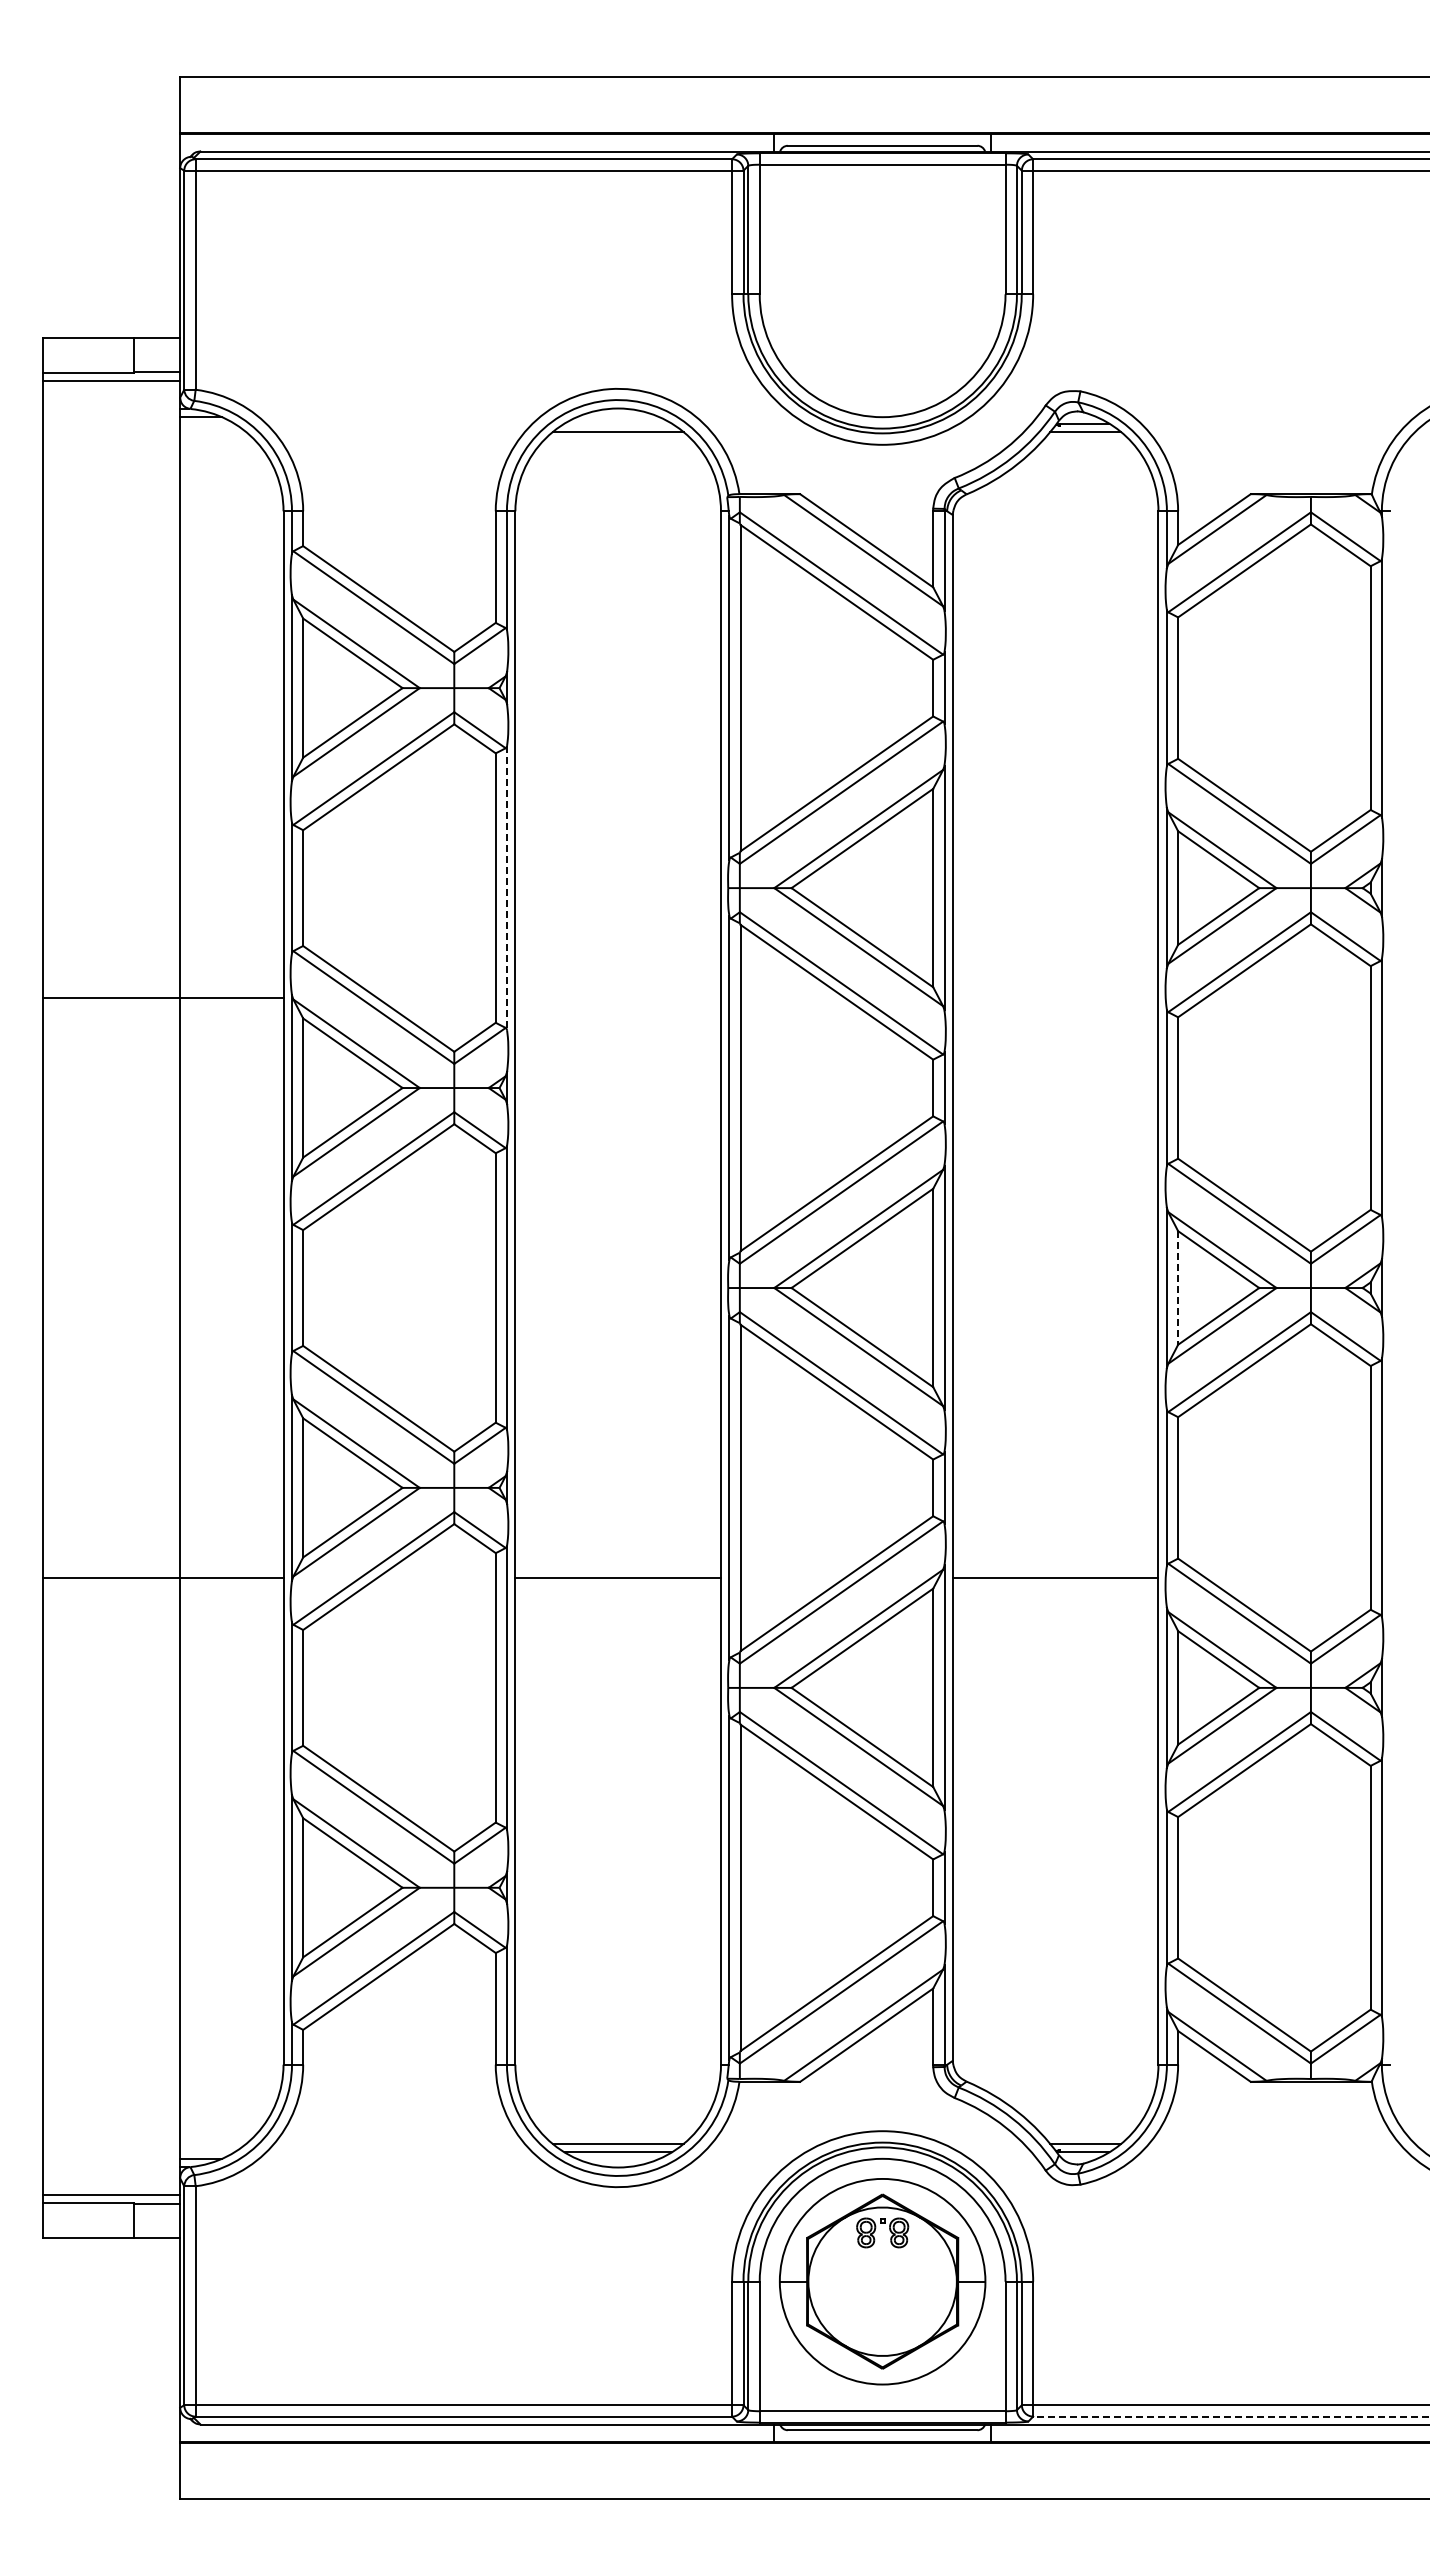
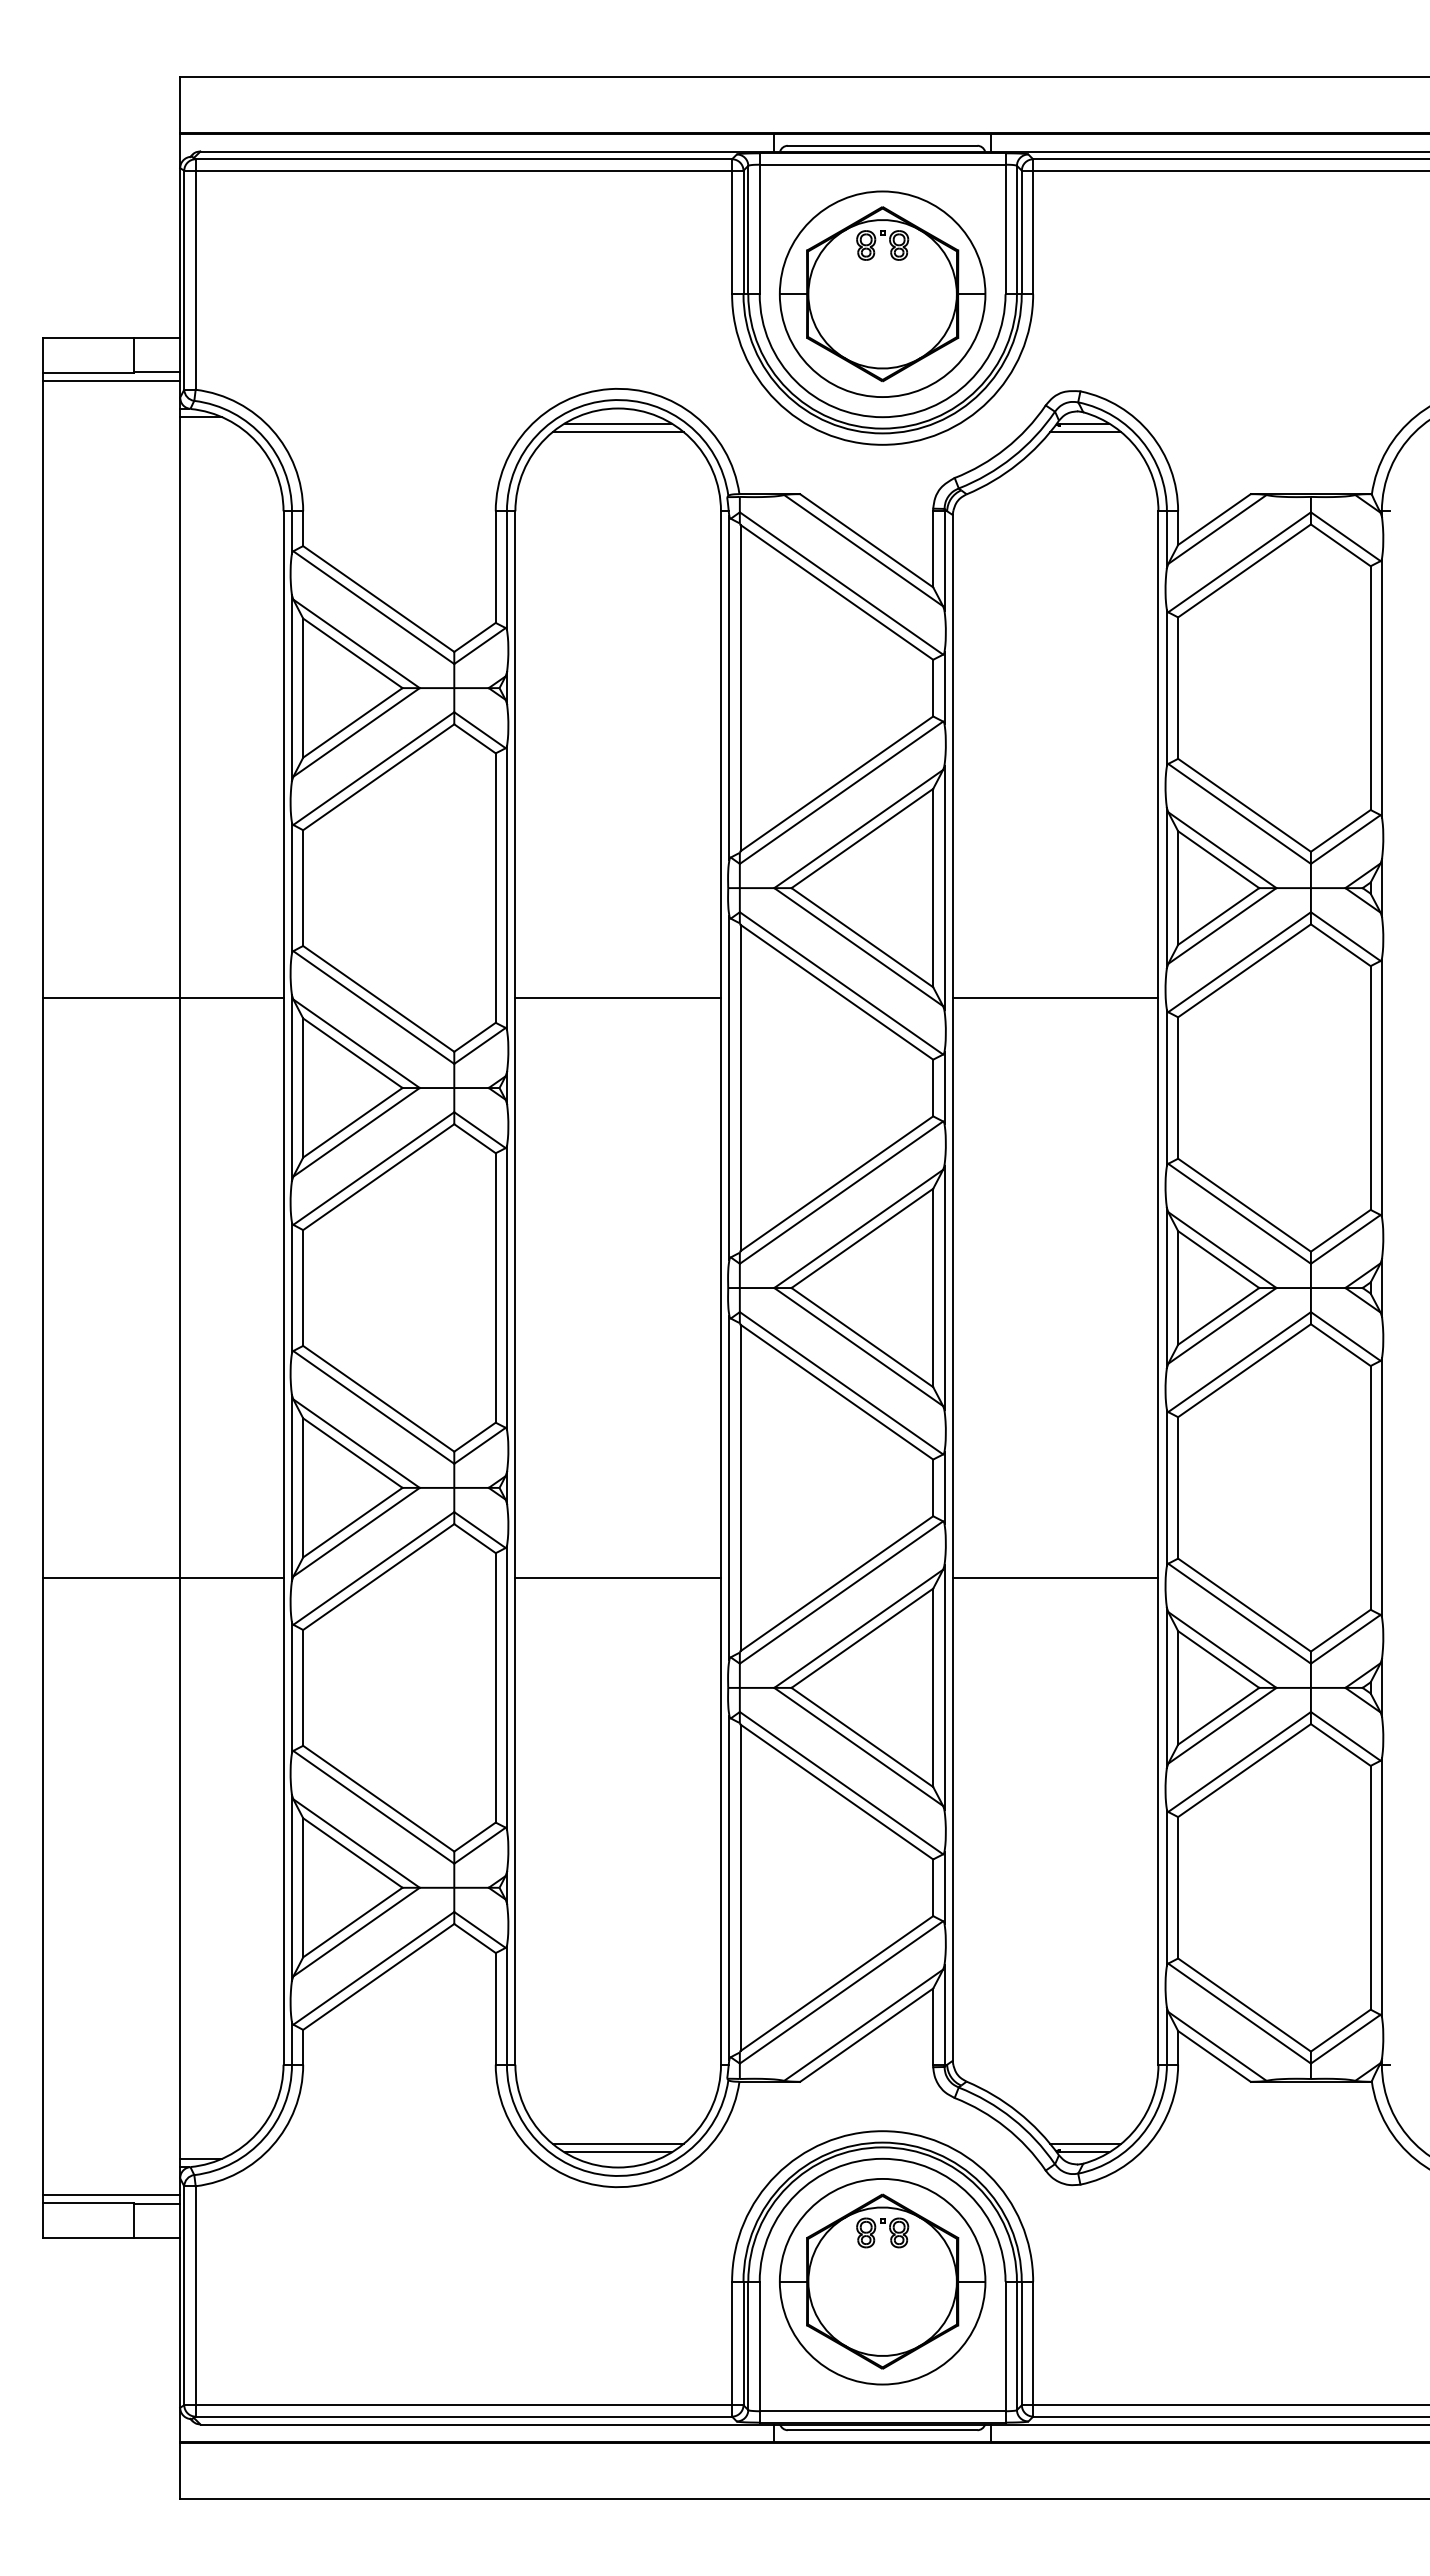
part: none -> present (882, 293)
line: none -> present (617, 423)
line: dashed -> solid (507, 888)
line: none -> present (618, 997)
line: none -> present (1055, 997)
line: dashed -> solid (1178, 1287)
line: dashed -> solid (1231, 2416)
